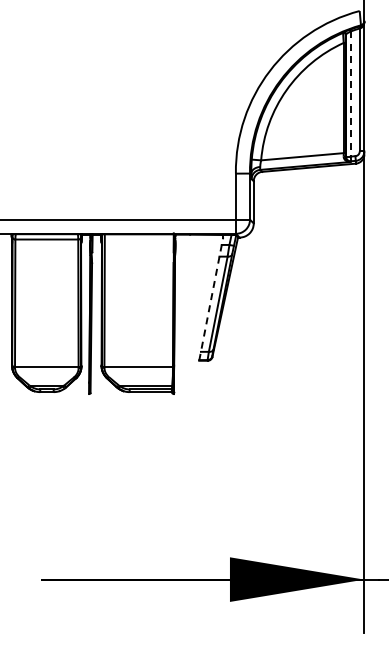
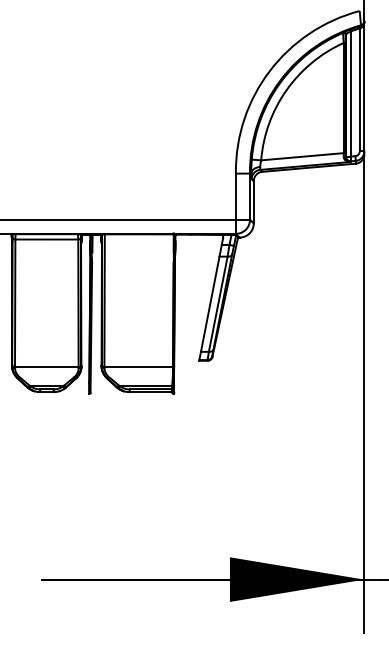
line: dashed -> solid (350, 94)
line: dashed -> solid (211, 299)
